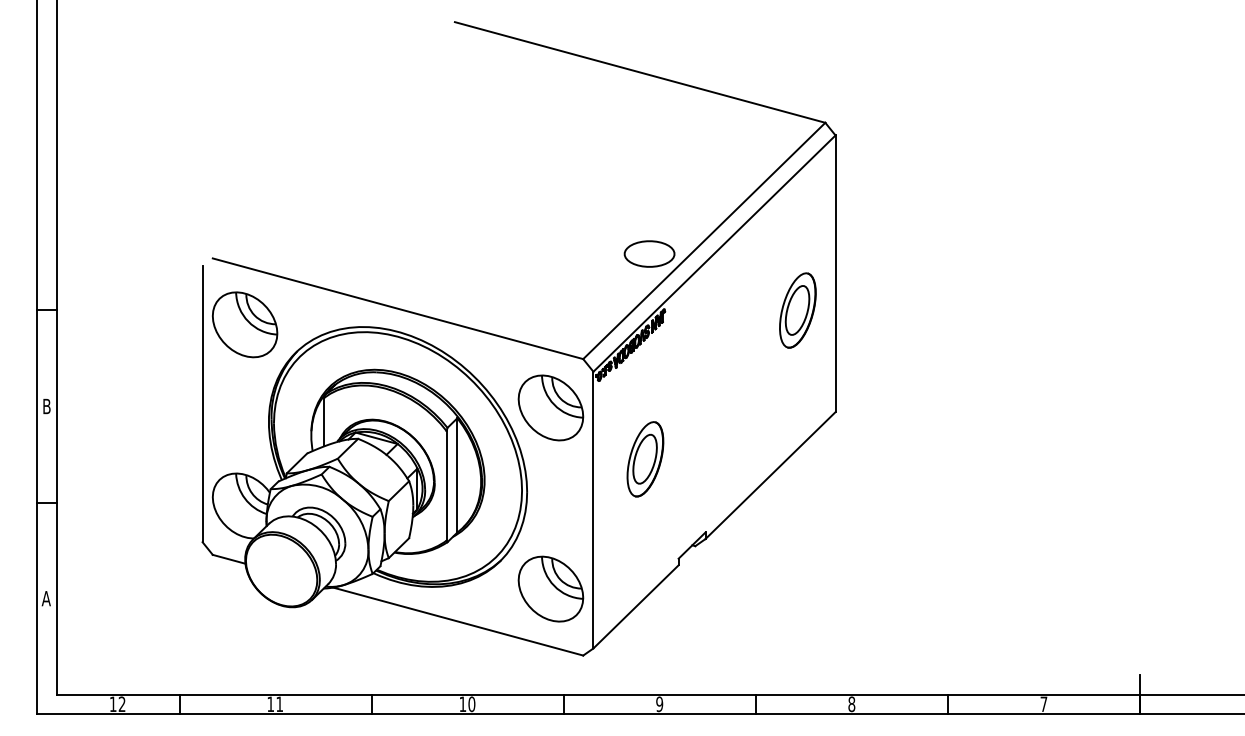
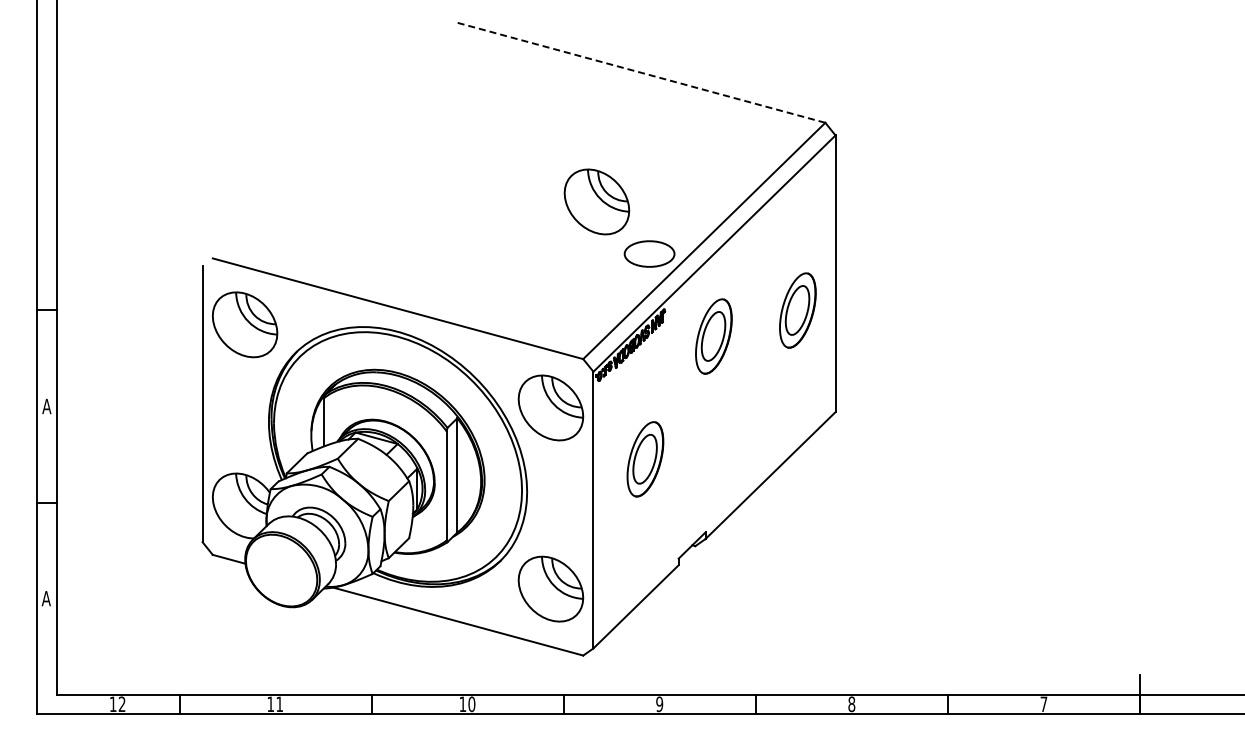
line: solid -> dashed (640, 72)
part: none -> present (596, 201)
part: none -> present (713, 336)
text: B -> A (46, 406)
